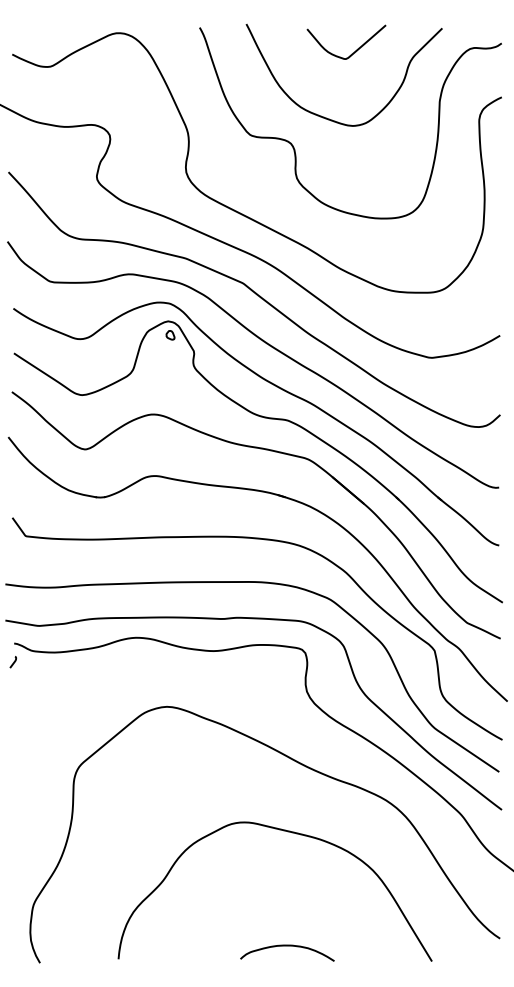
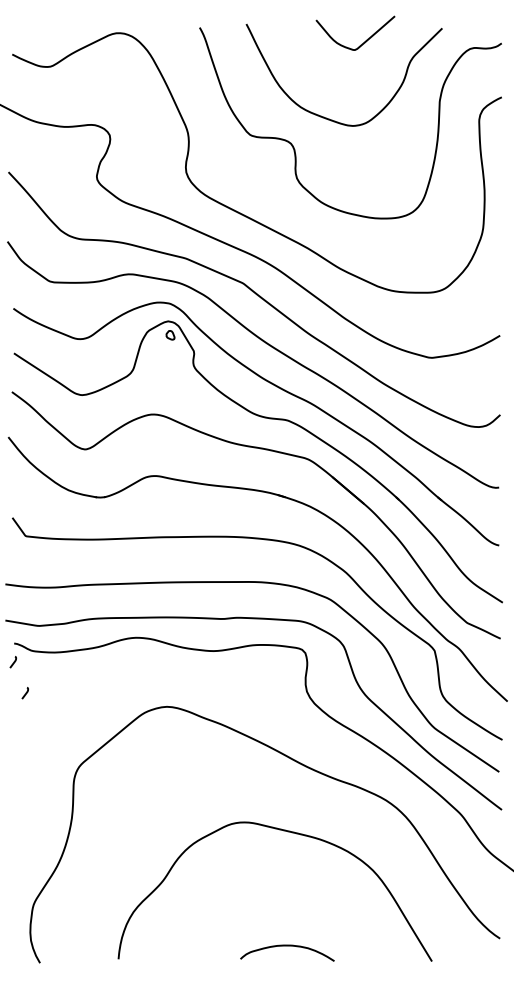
curve position: (355, 50) -> (364, 41) (364, 41)
curve: none -> present (25, 693)
